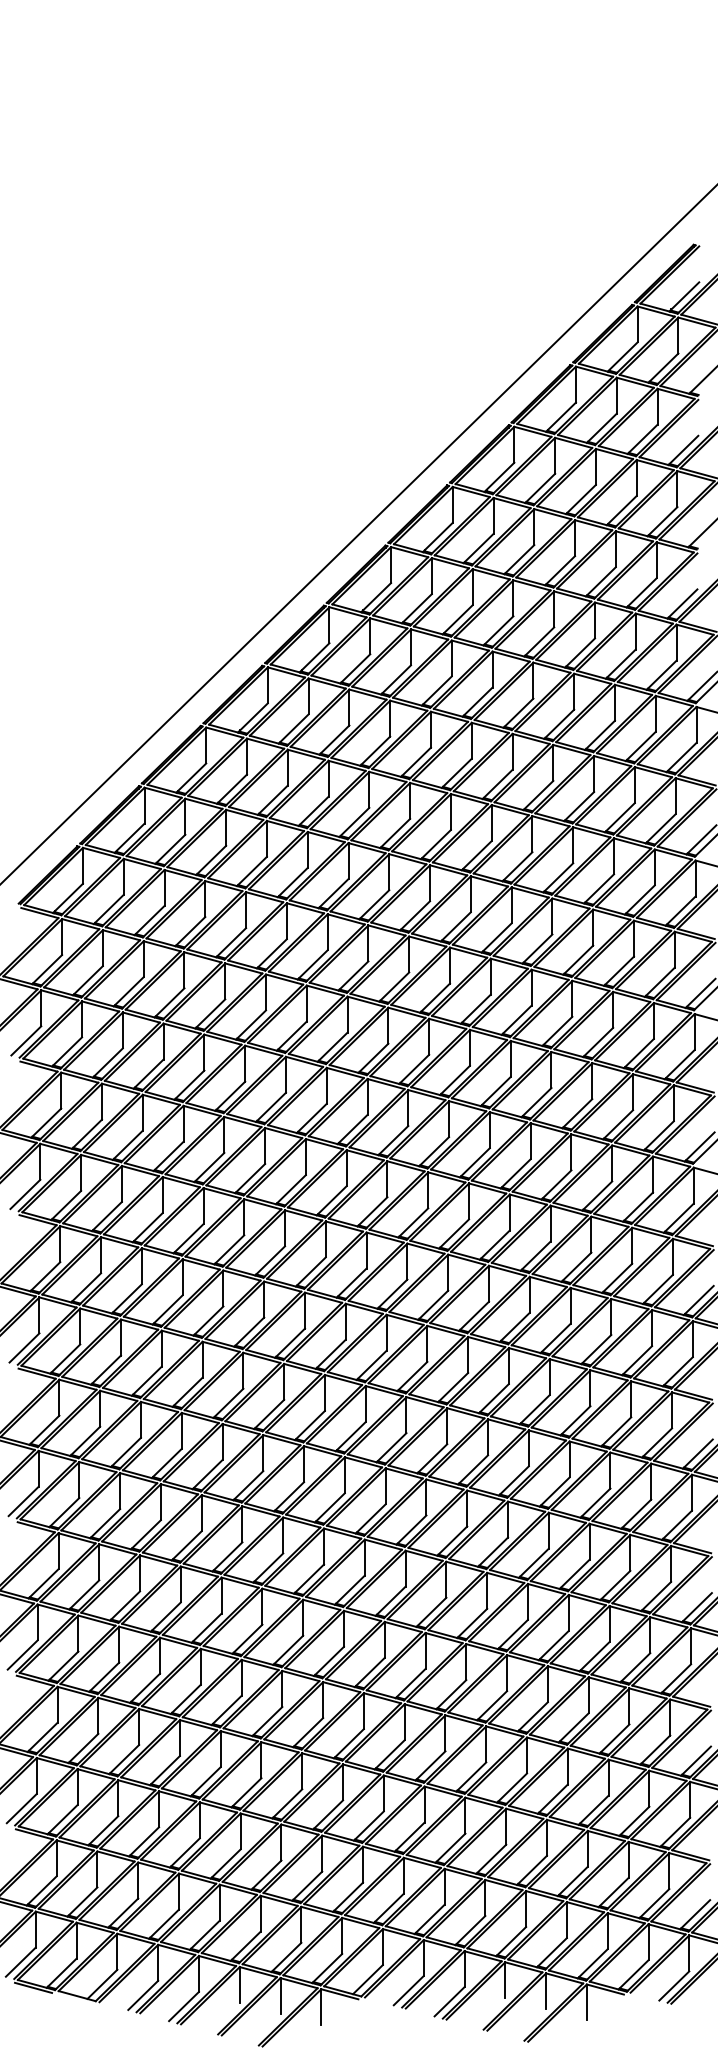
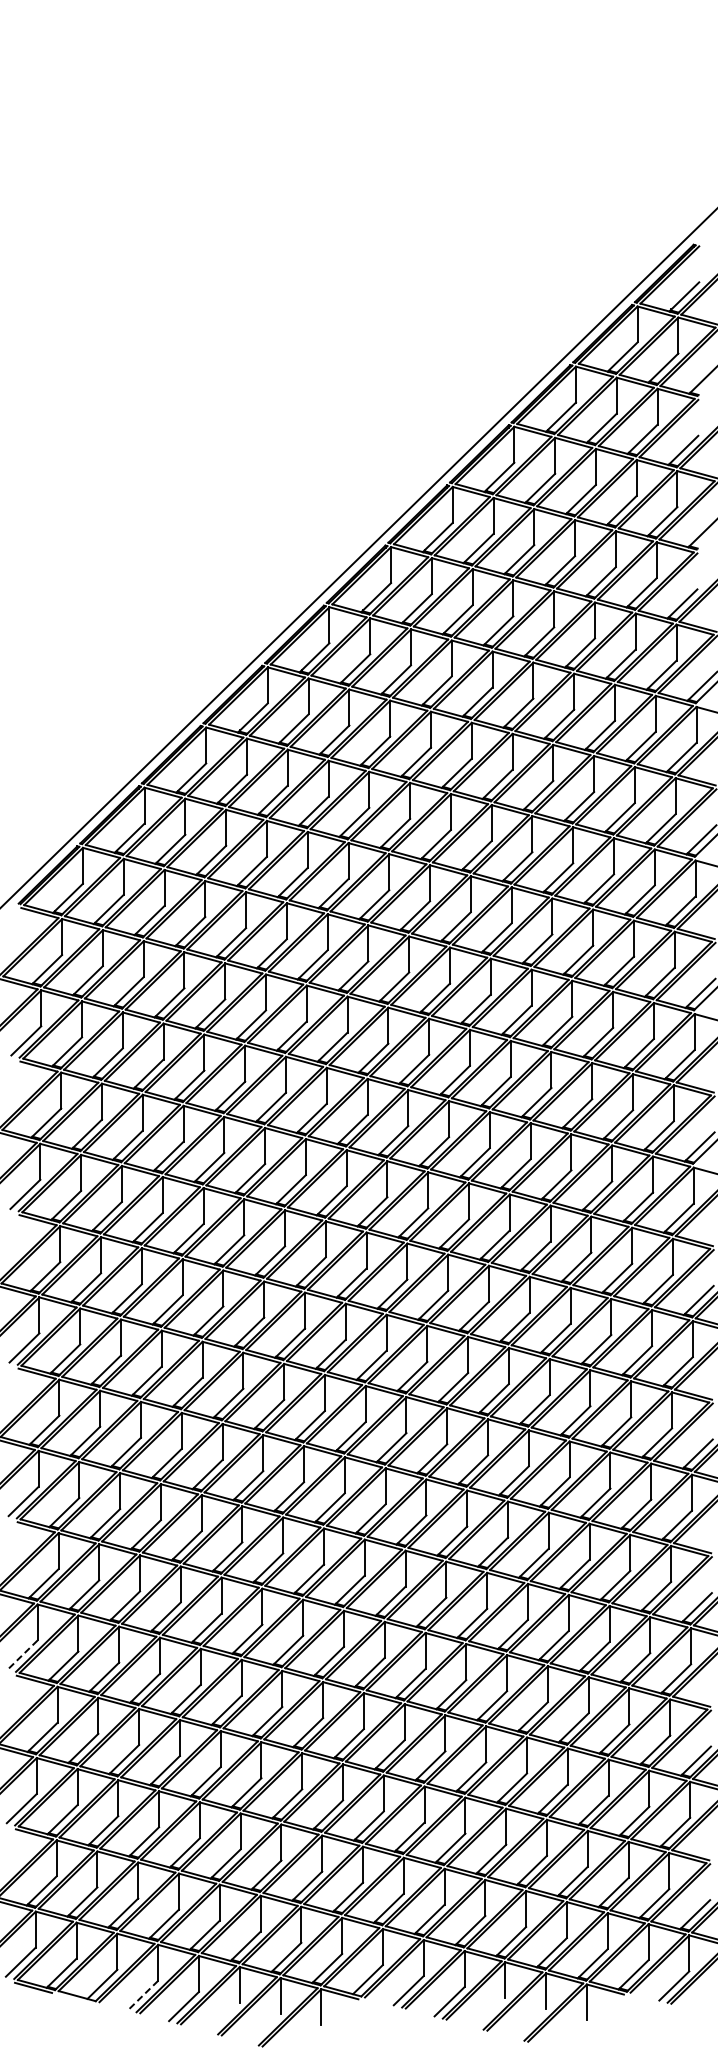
line position: (358, 534) -> (358, 558) (358, 558)
line: solid -> dashed (22, 1655)
line: solid -> dashed (143, 1995)
